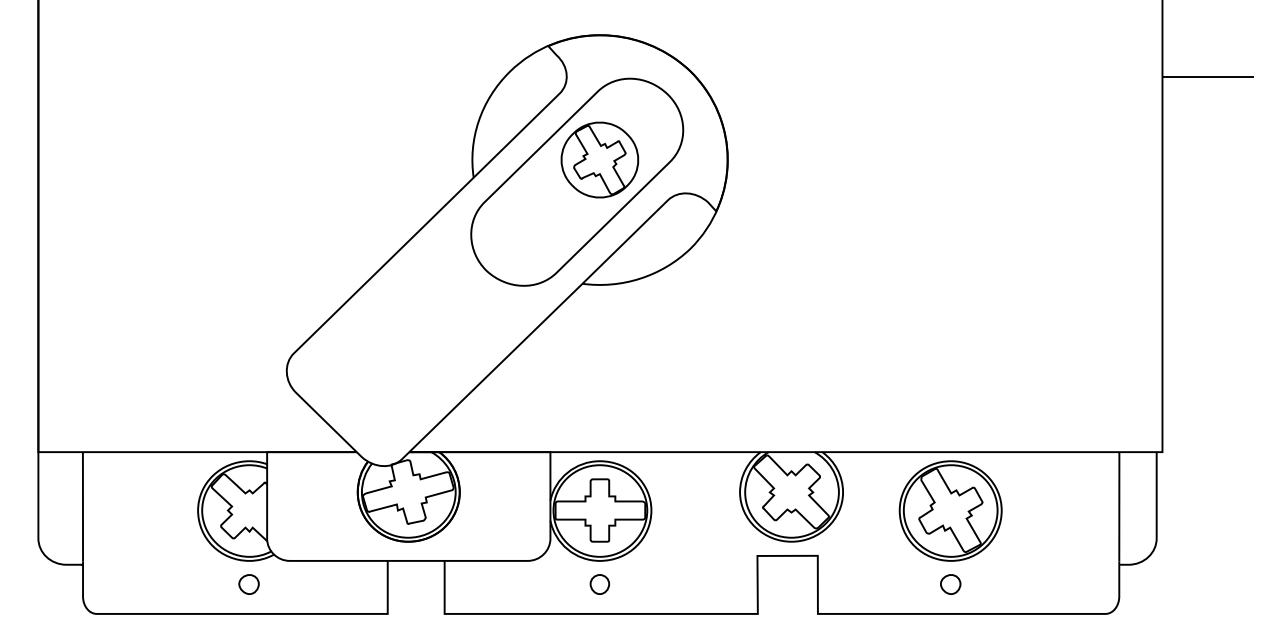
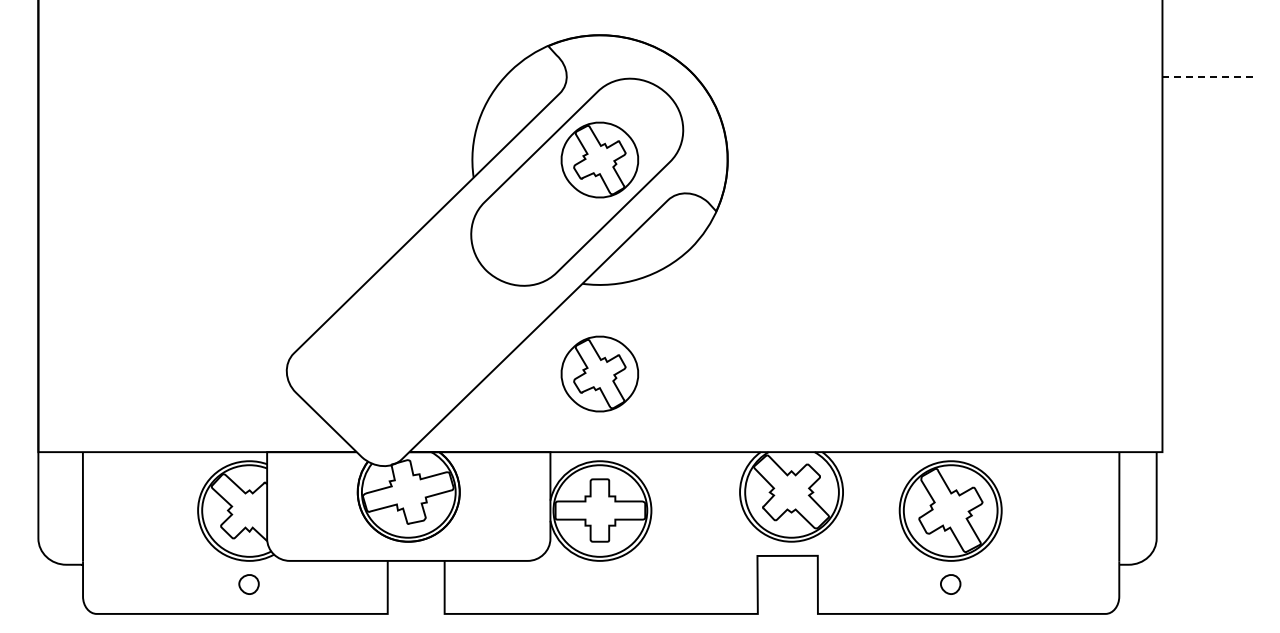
line: solid -> dashed (1208, 77)
part: none -> present (599, 373)
part: present -> none (599, 584)
